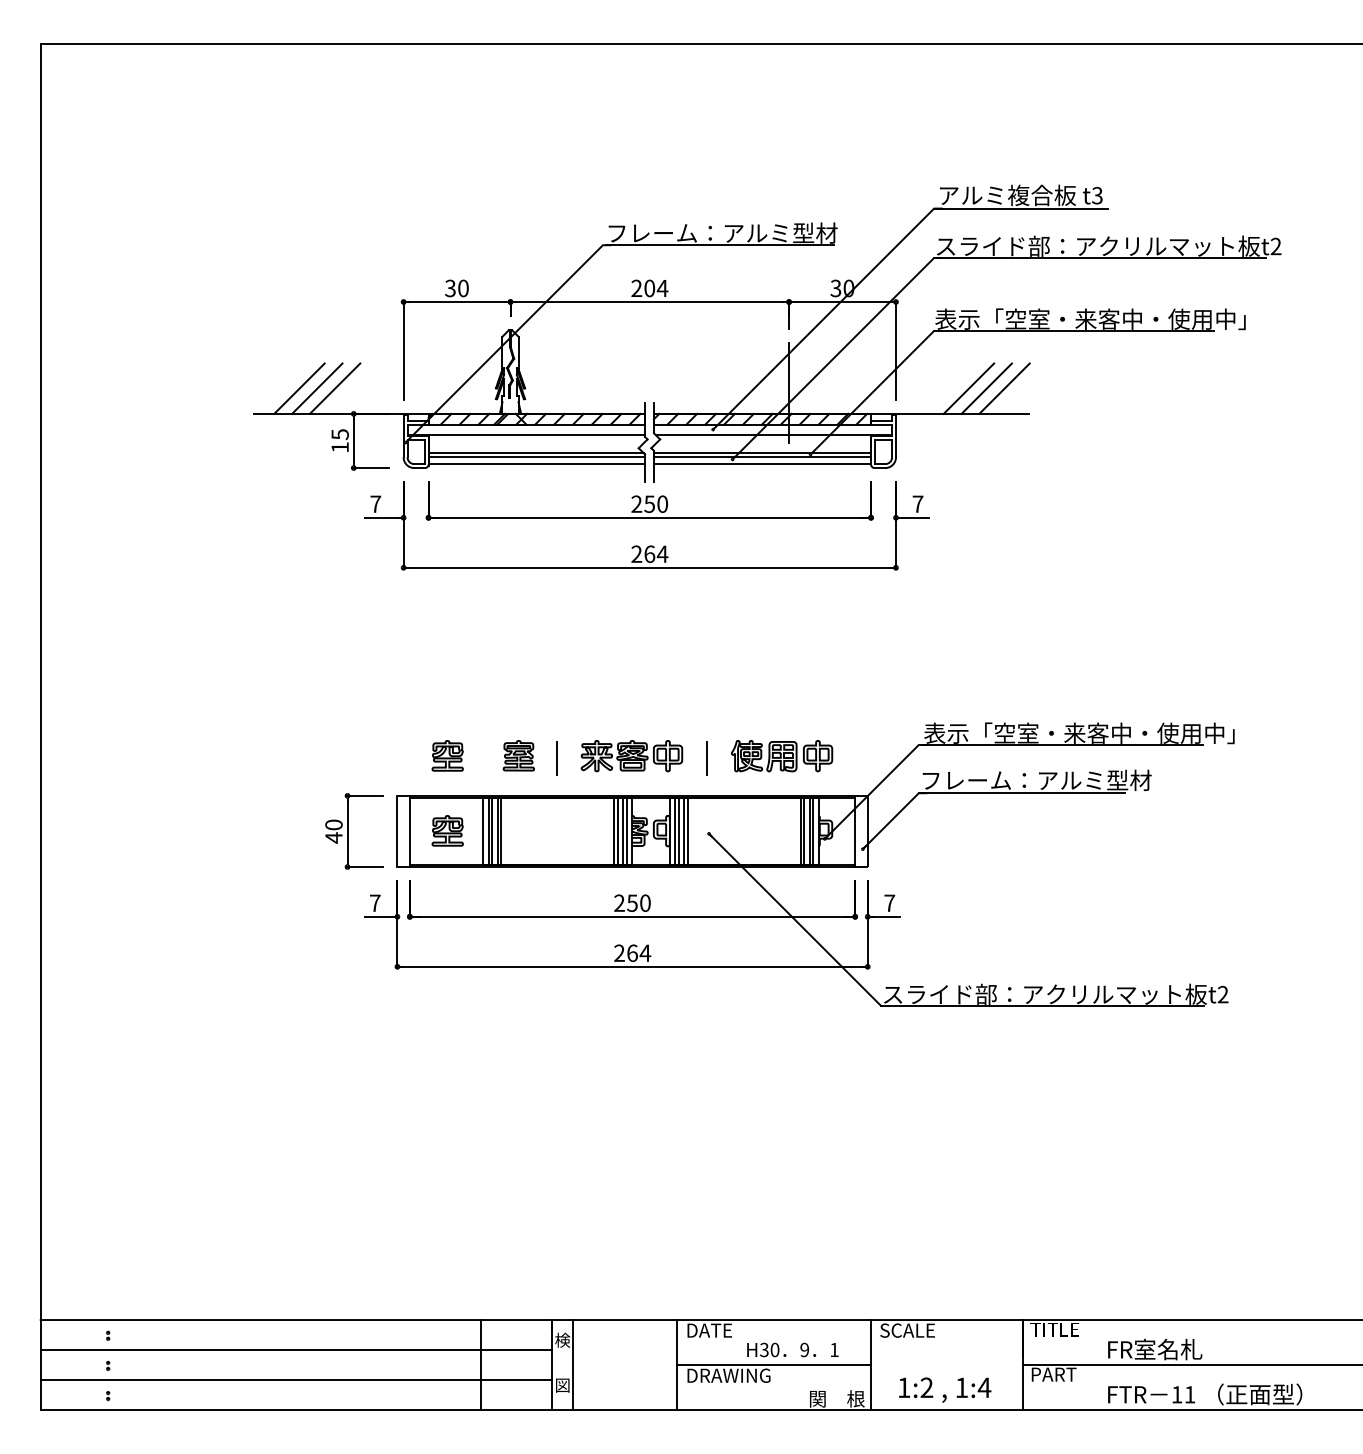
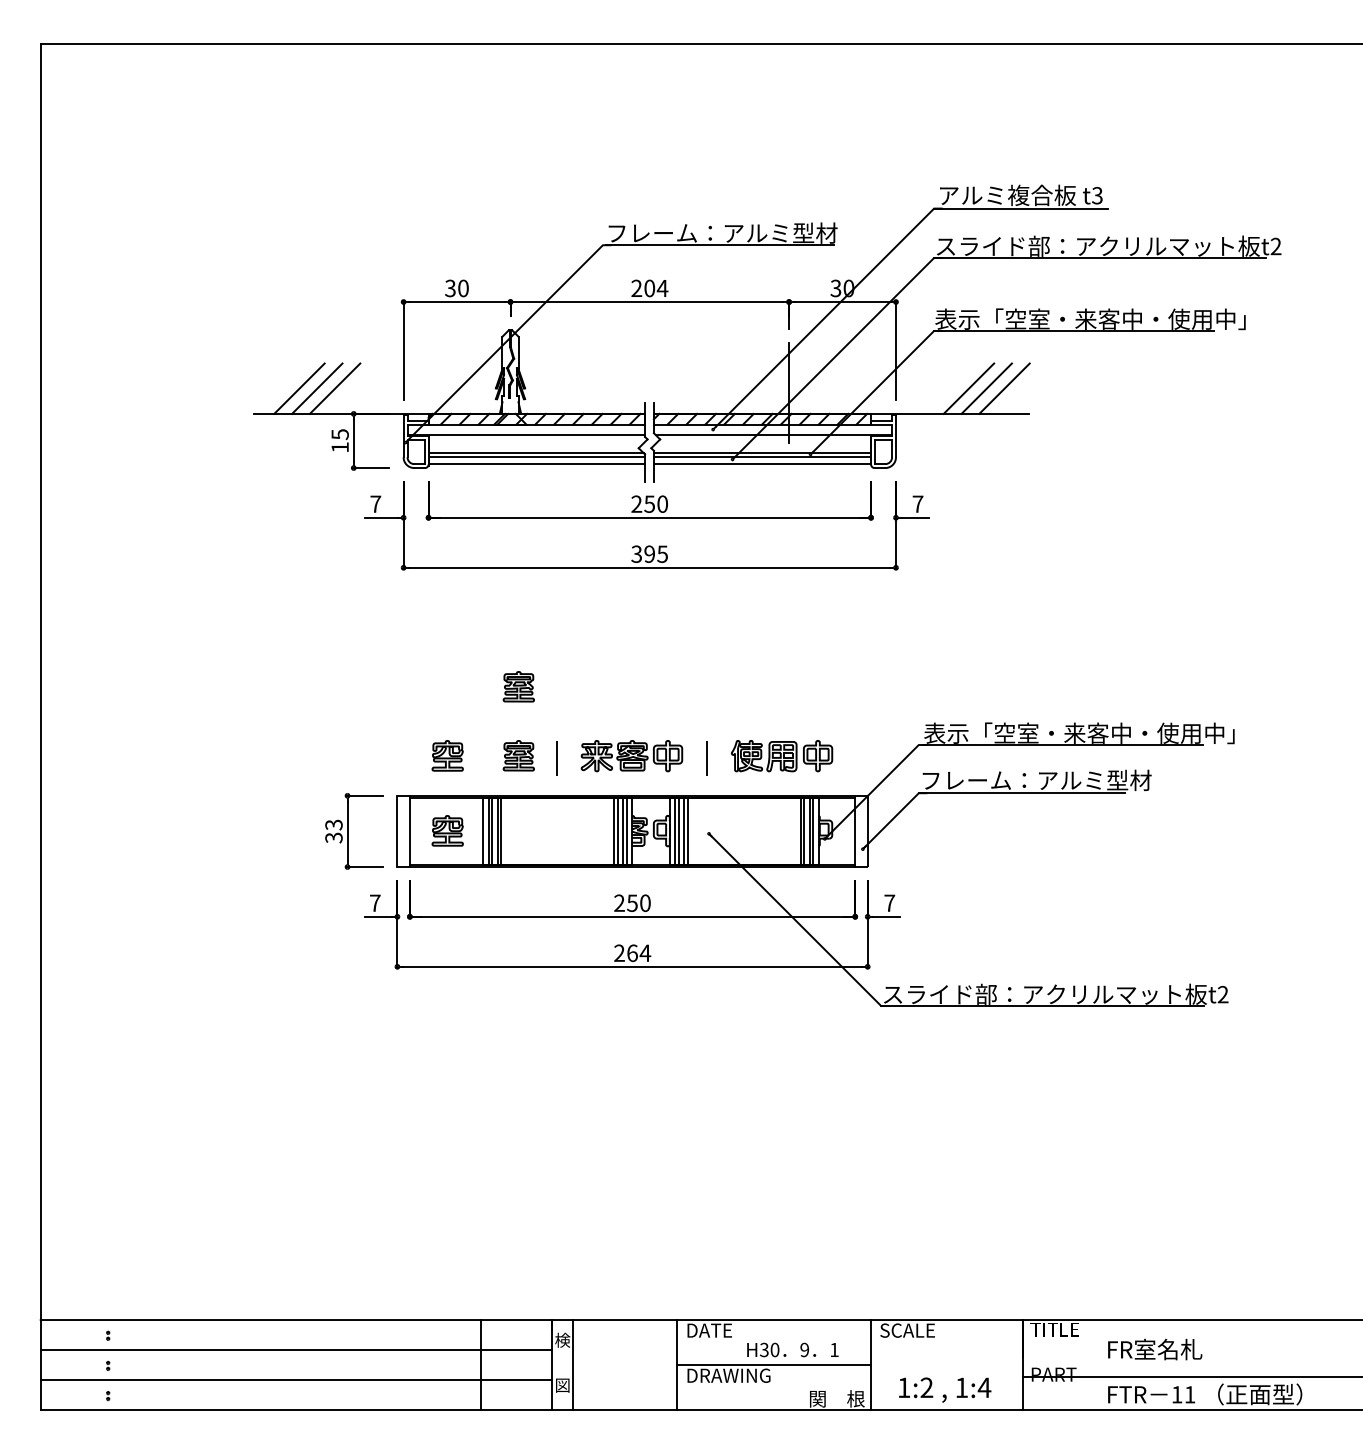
text: 264 -> 395 (649, 554)
part: none -> present (518, 686)
text: 40 -> 33 (333, 831)
line position: (1190, 1365) -> (1190, 1377) (1190, 1377)
